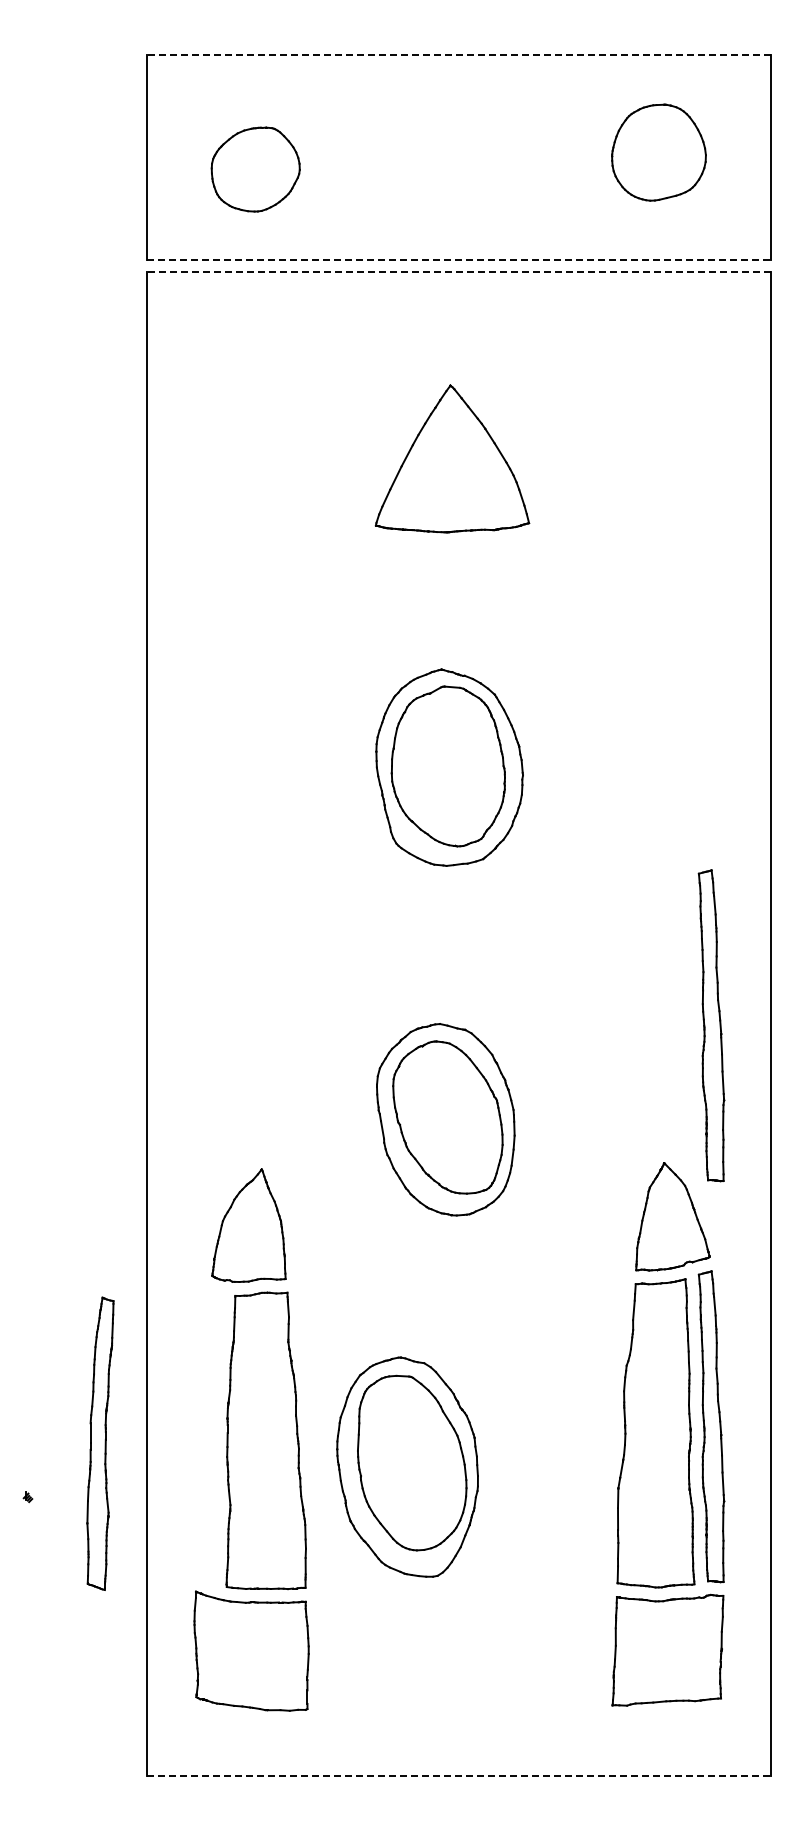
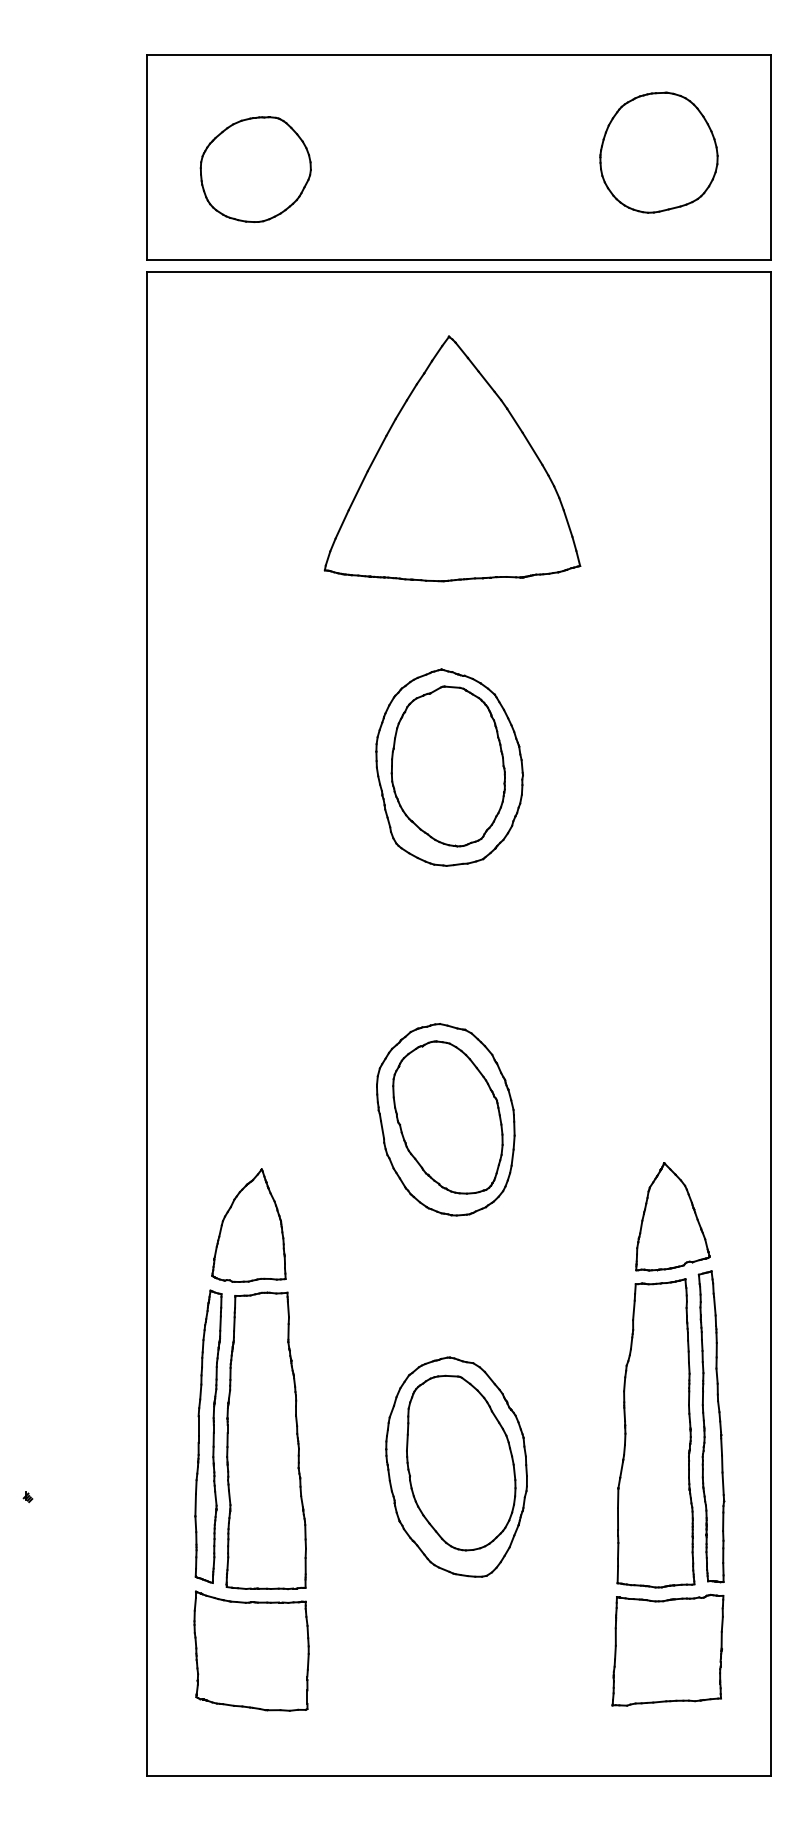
line: dashed -> solid (459, 54)
part size: 96x99 px -> 120x123 px (658, 152)
part size: 91x87 px -> 113x107 px (255, 169)
line: dashed -> solid (459, 259)
line: dashed -> solid (459, 271)
part size: 157x150 px -> 259x248 px (452, 458)
part: present -> none (711, 1025)
part position: (100, 1443) -> (208, 1436) (208, 1436)
part position: (407, 1466) -> (456, 1466) (456, 1466)
line: dashed -> solid (459, 1776)
